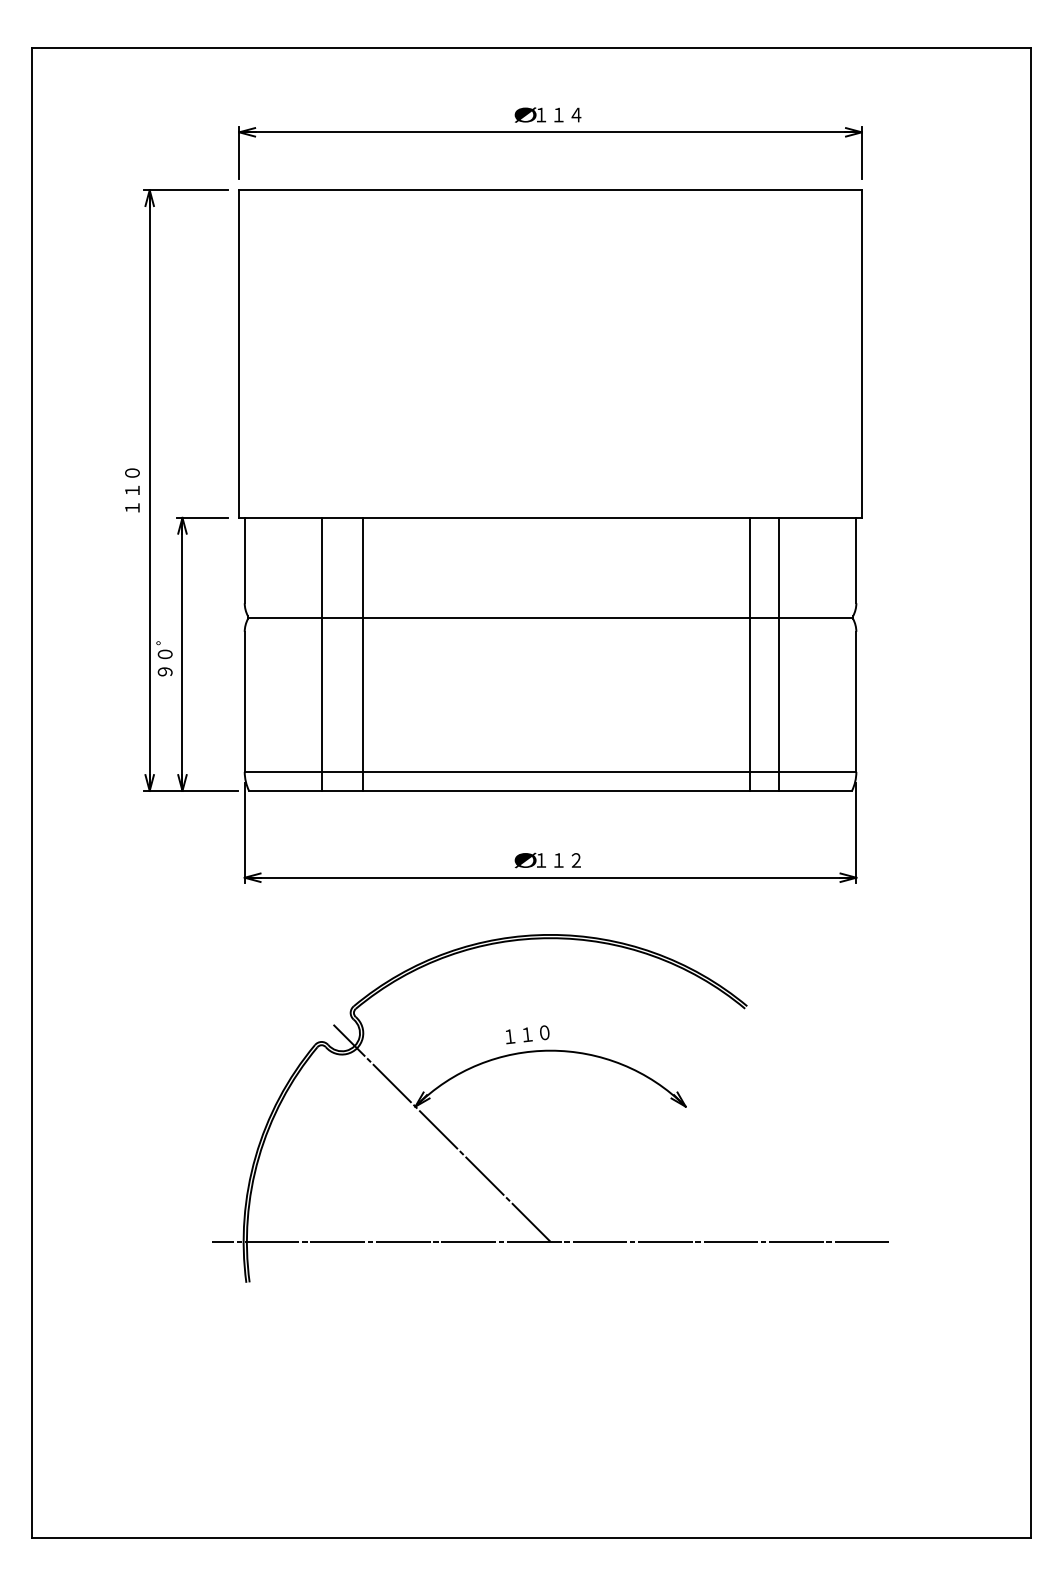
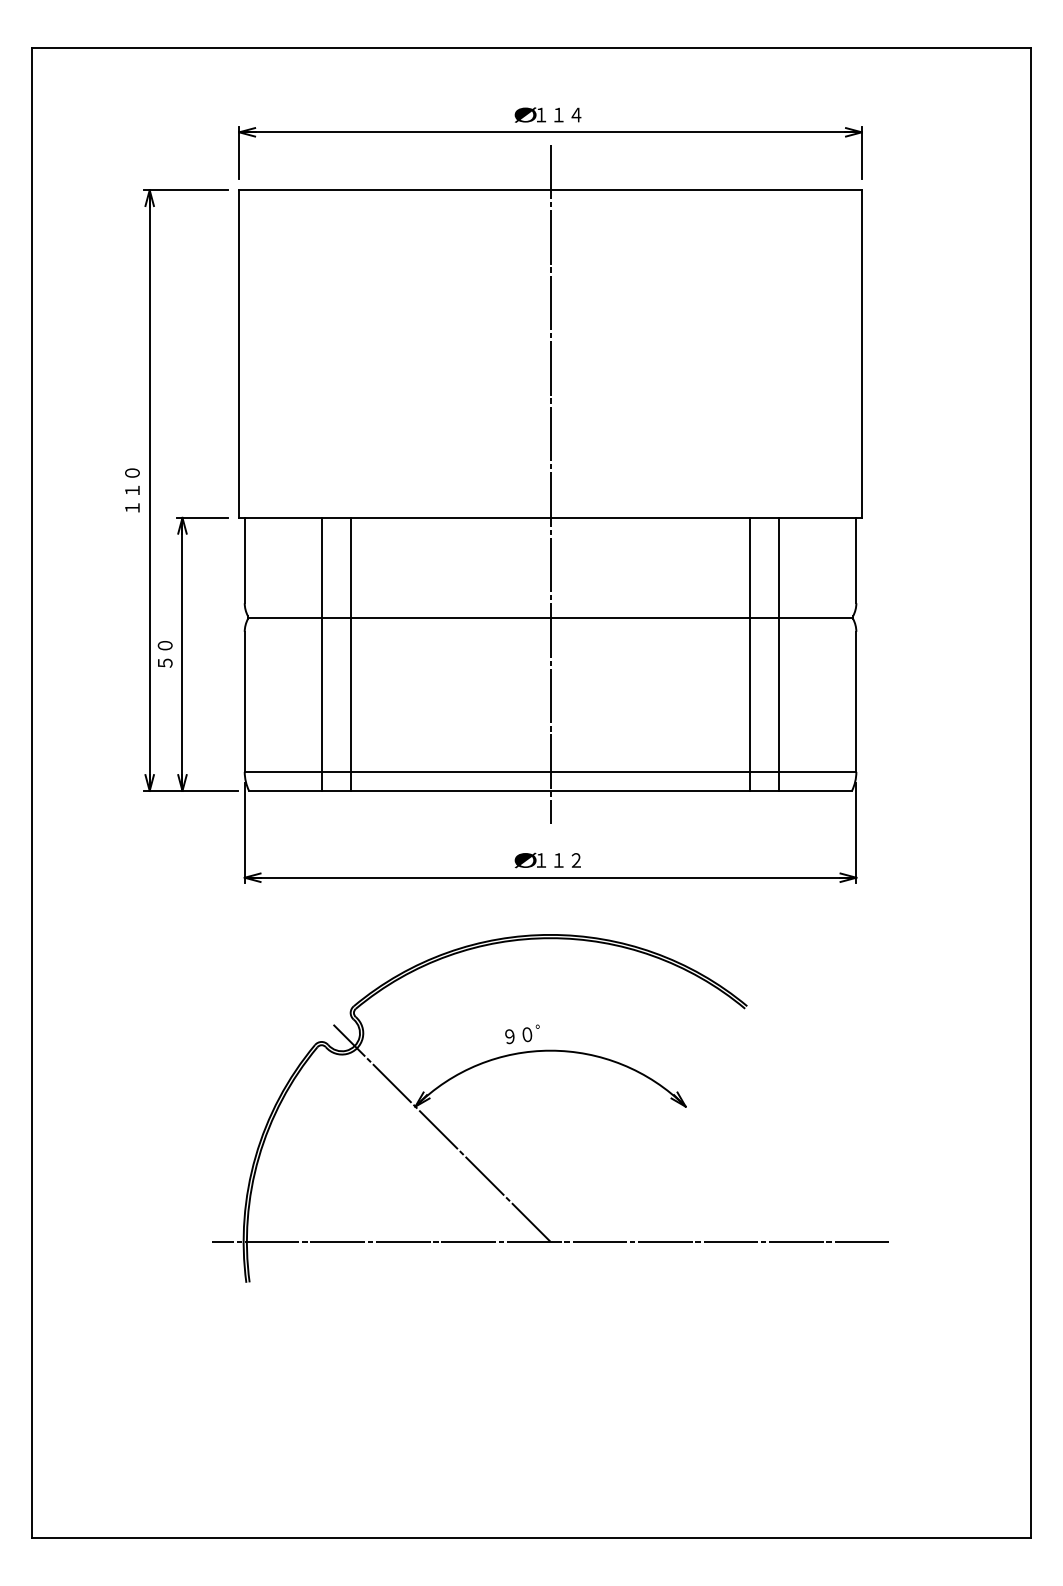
line: none -> present (550, 483)
line position: (362, 653) -> (350, 653) (350, 653)
text: ９０゜ -> ５０ (164, 658)
text: １１０ -> ９０゜ (527, 1034)
